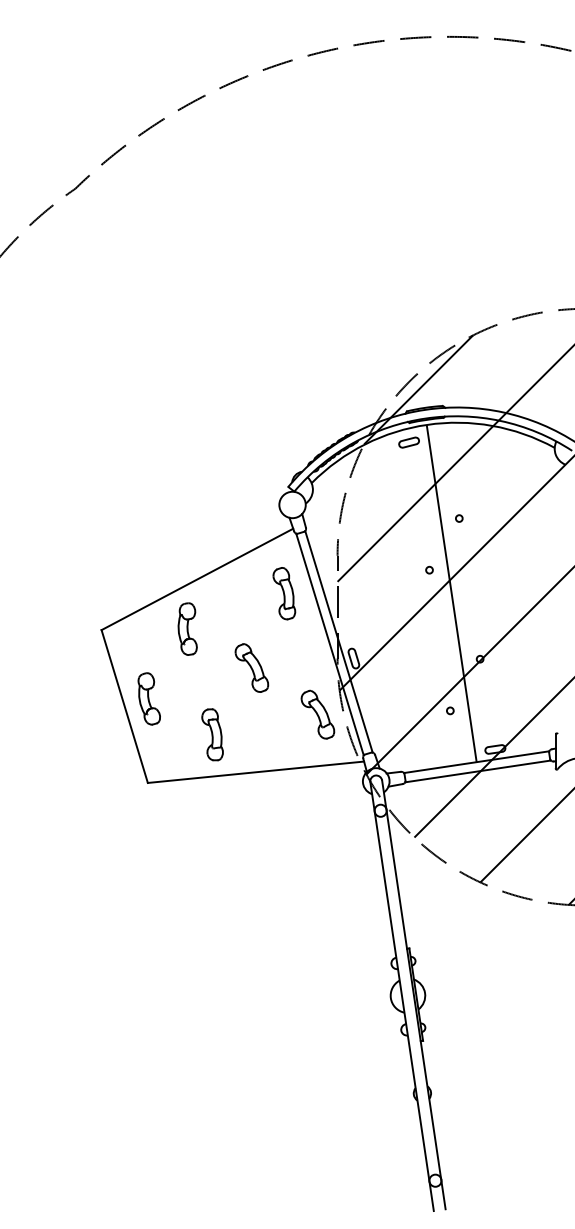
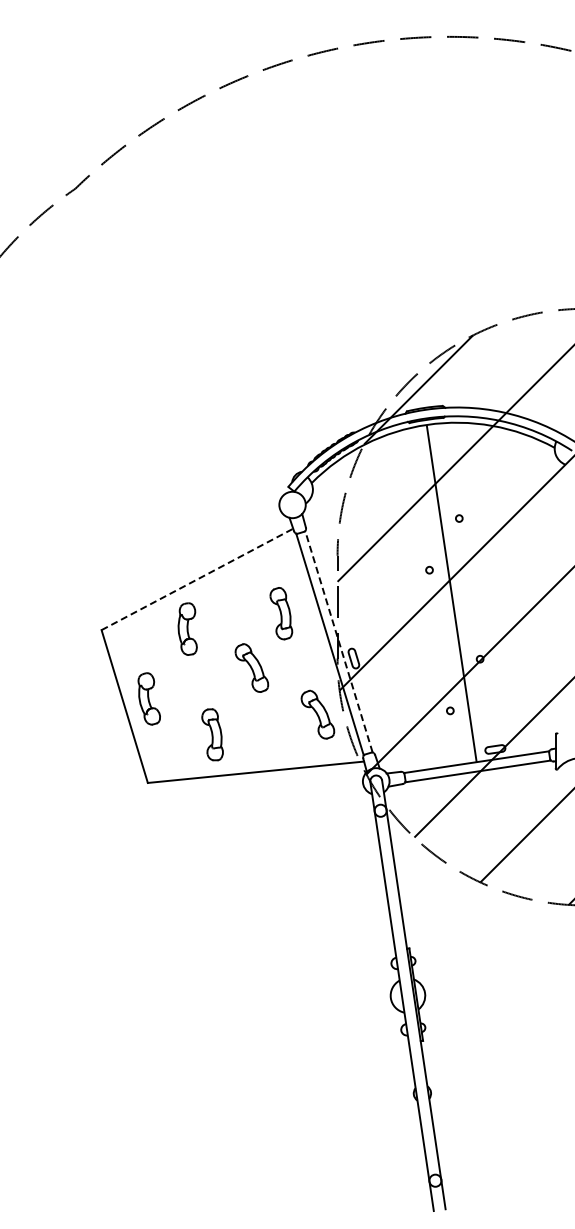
part: present -> none (408, 442)
line: solid -> dashed (197, 579)
part position: (284, 593) -> (281, 613) (281, 613)
line: solid -> dashed (338, 641)
